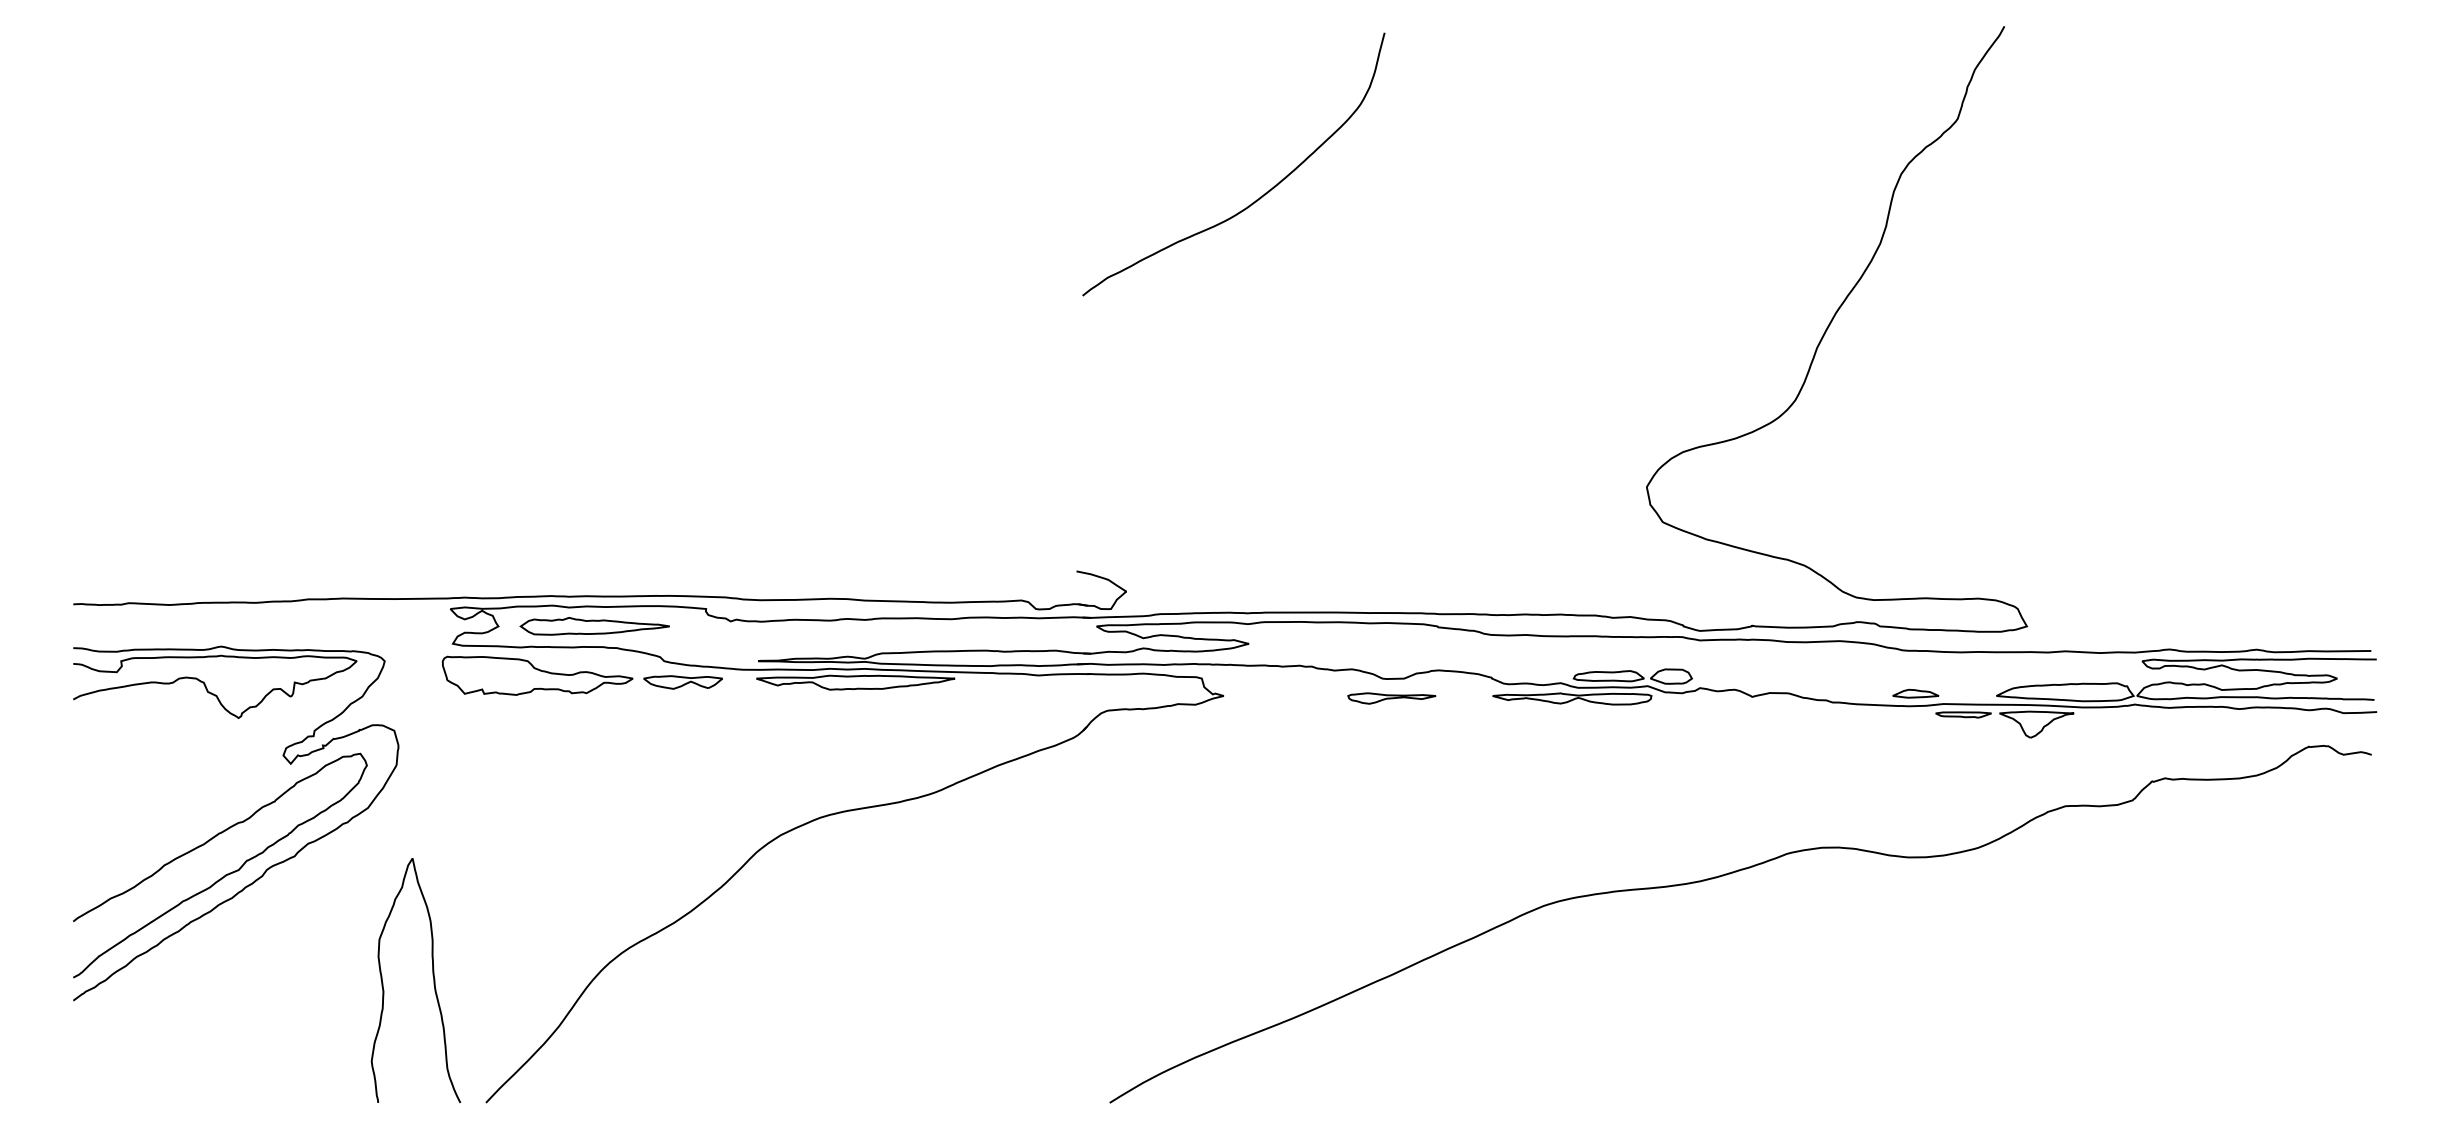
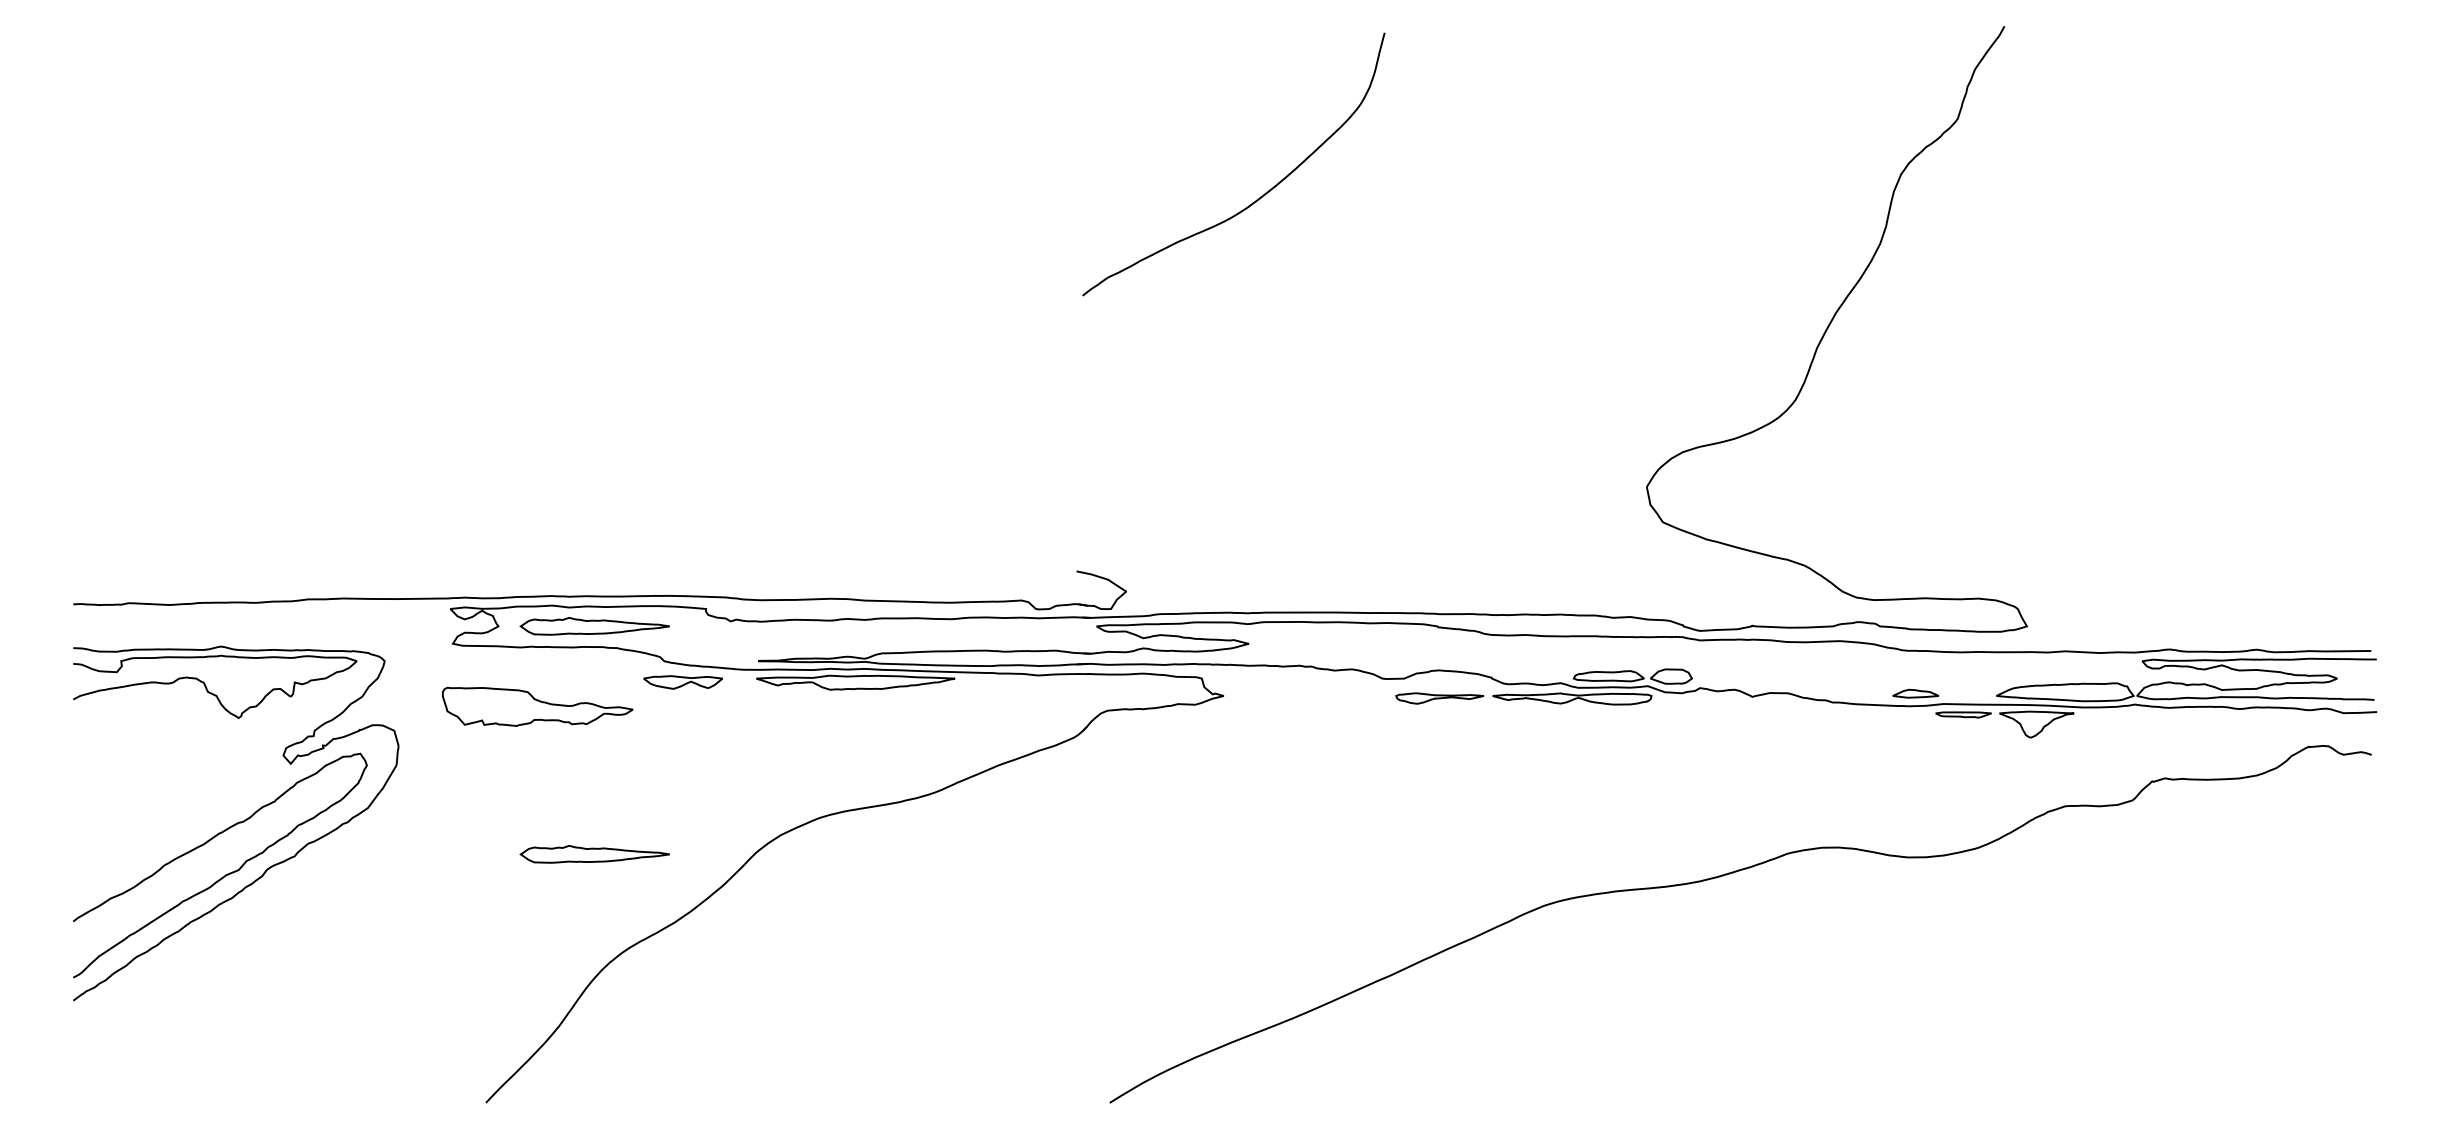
part position: (537, 675) -> (537, 706) (537, 706)
part position: (1391, 698) -> (1439, 698) (1439, 698)
part: none -> present (594, 854)
curve: present -> none (432, 975)
